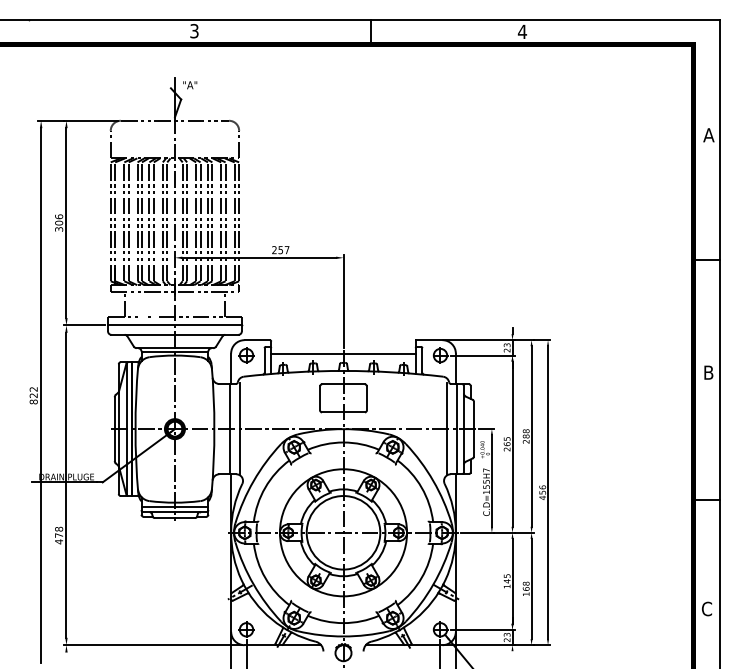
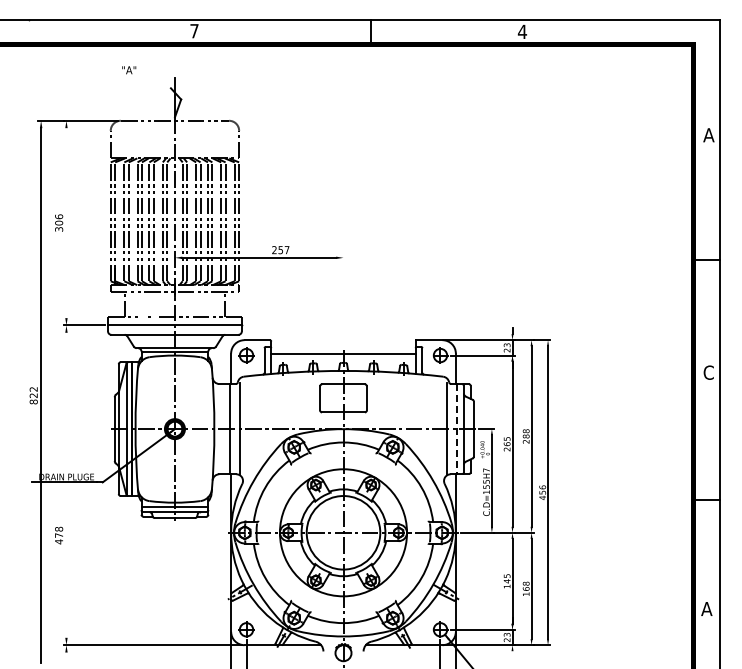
text: 3 -> 7 (194, 31)
text position: (190, 85) -> (129, 70) (129, 70)
line: present -> none (66, 223)
line: present -> none (343, 301)
text: B -> C (708, 372)
line: solid -> dashed (457, 429)
line: present -> none (66, 484)
text: C -> A (706, 608)
